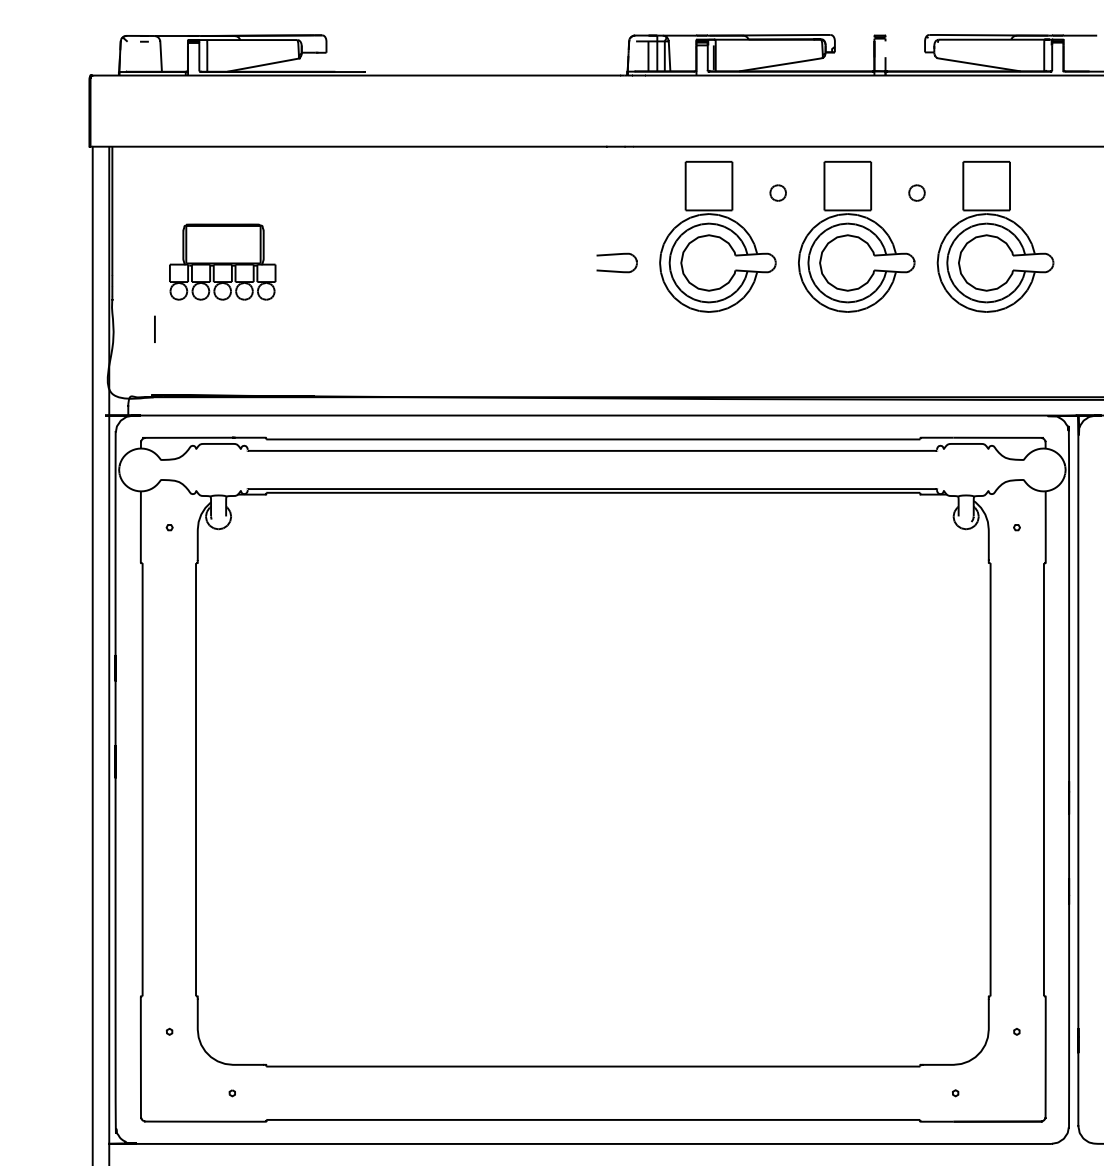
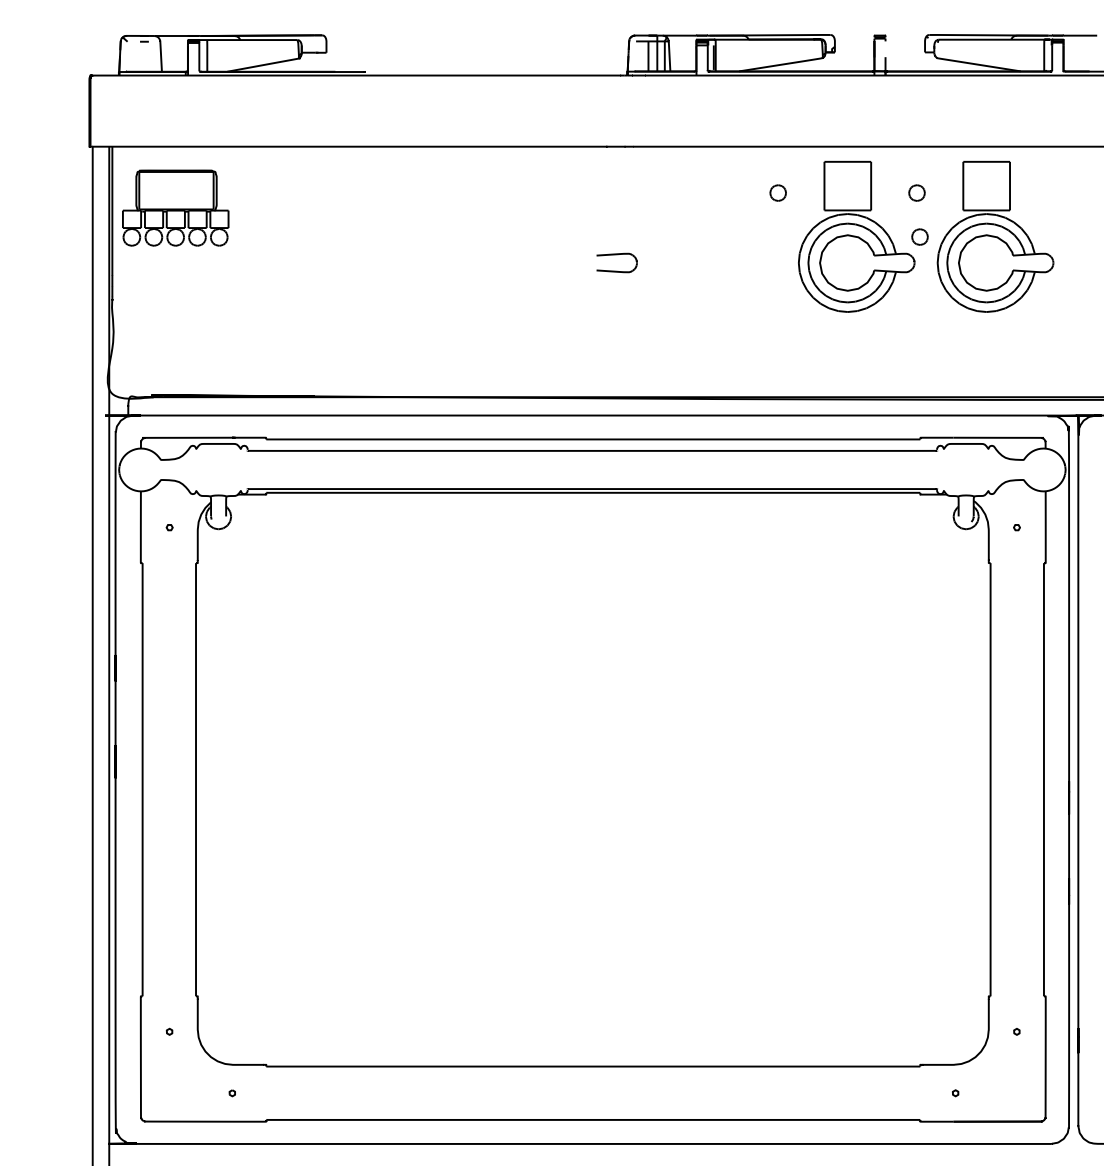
part: present -> none (717, 236)
part: none -> present (919, 236)
part position: (222, 261) -> (175, 207) (175, 207)
line: present -> none (154, 328)
